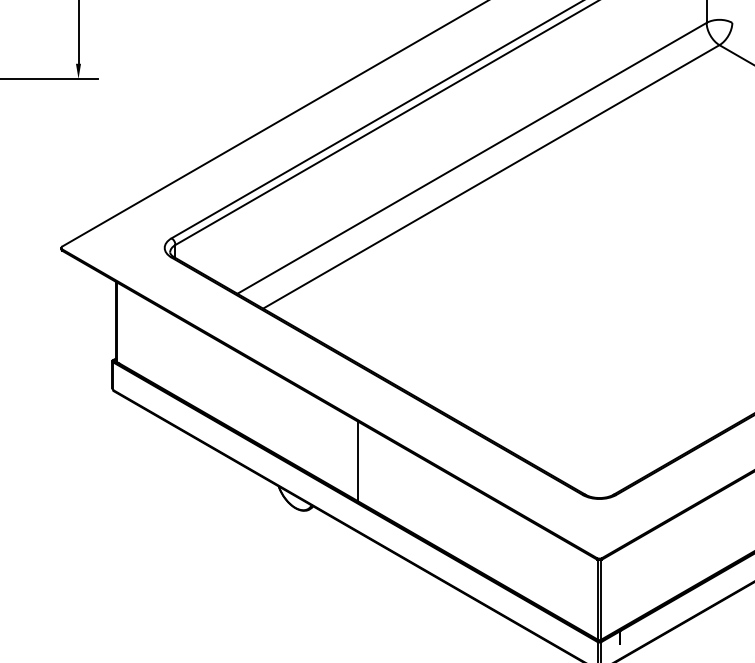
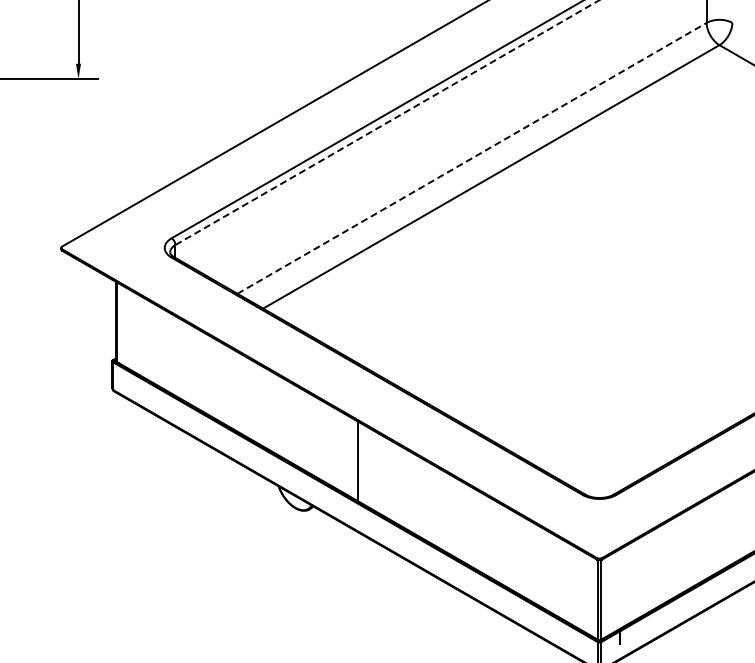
line: solid -> dashed (387, 122)
line: solid -> dashed (472, 158)
